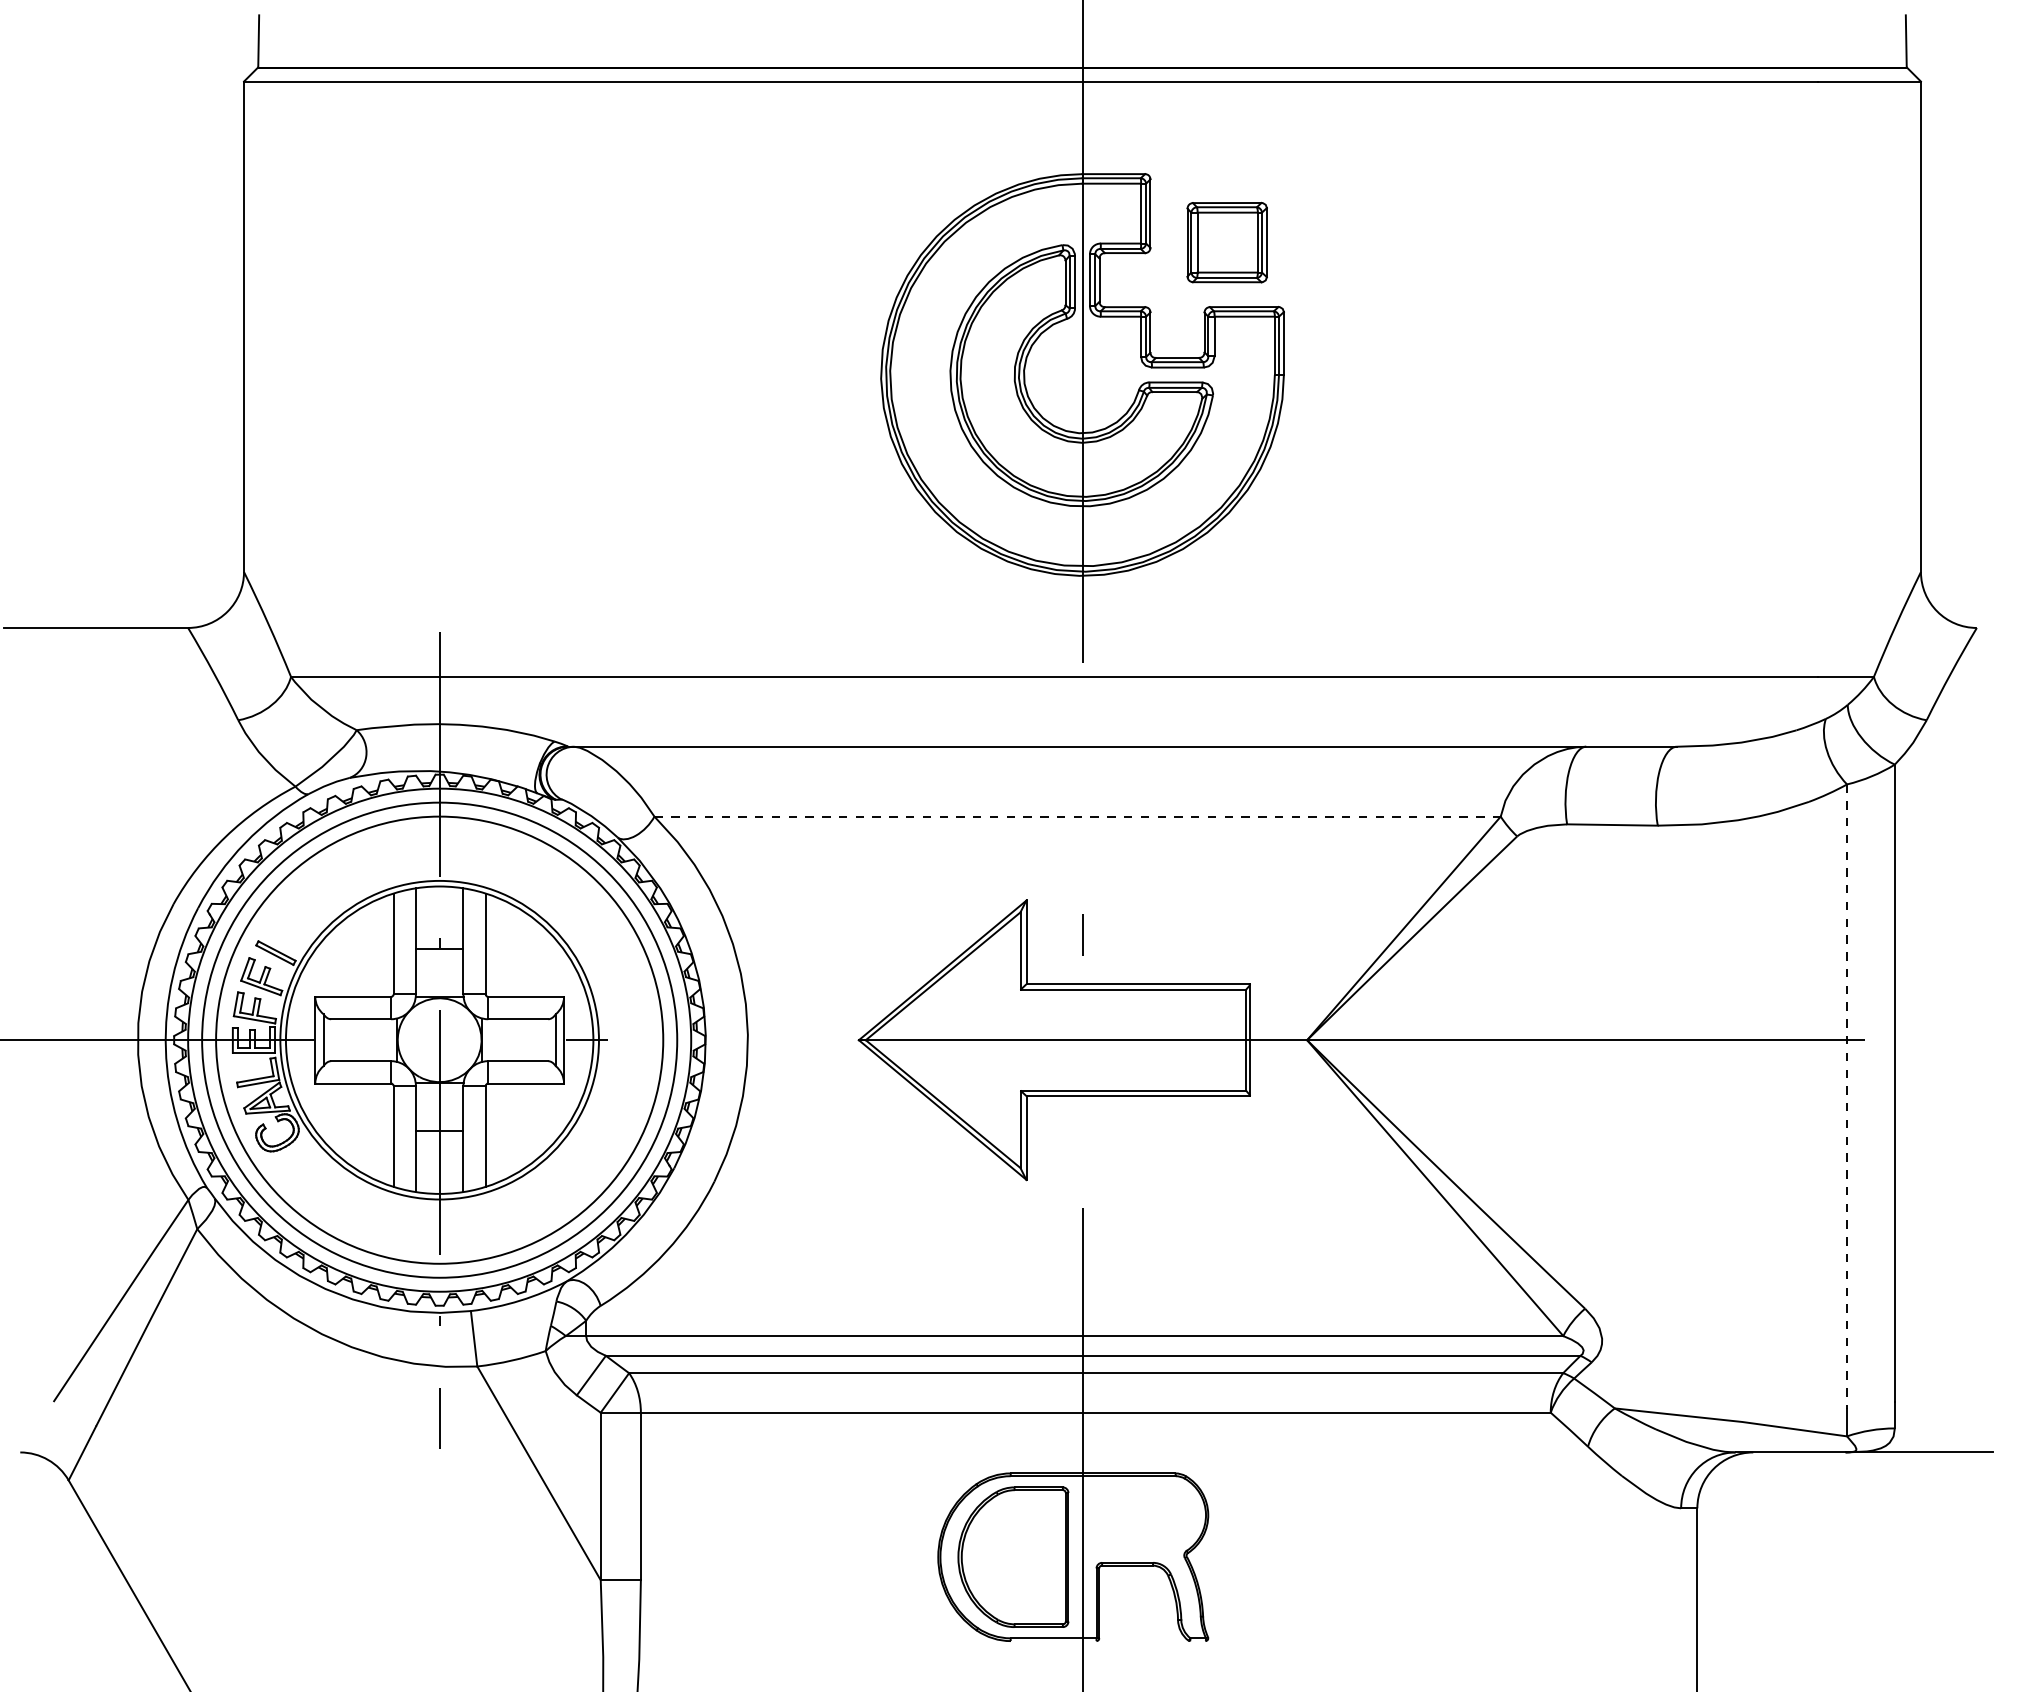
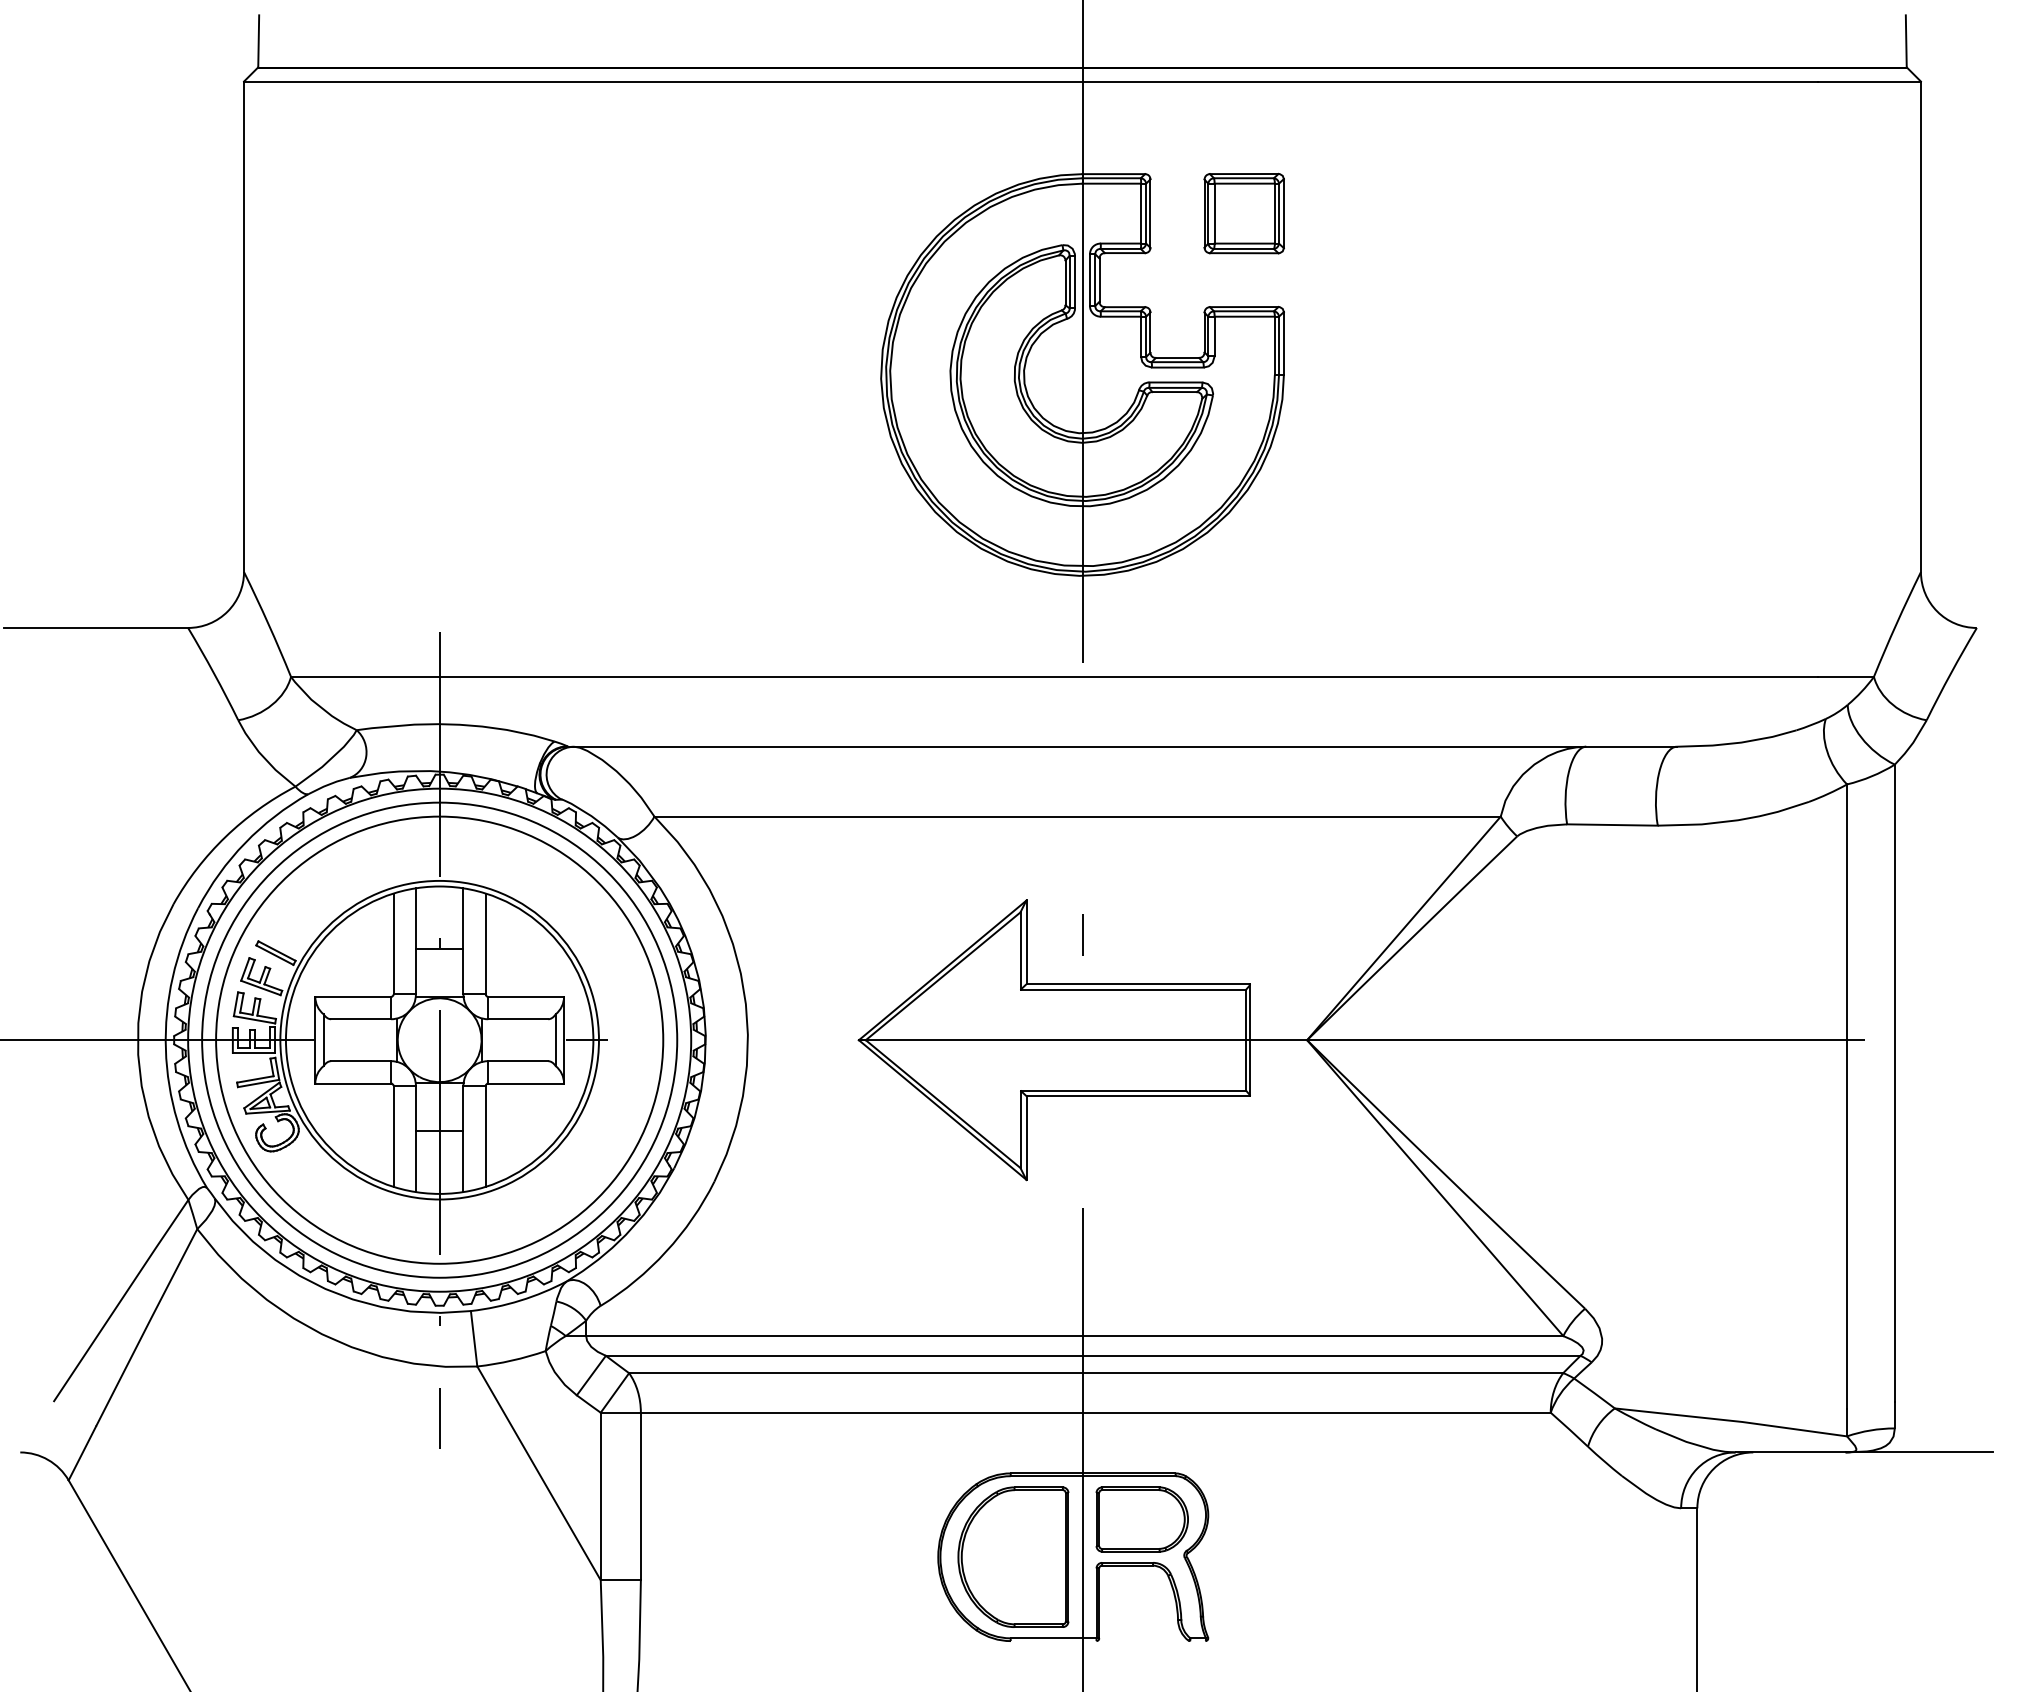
part position: (1226, 242) -> (1243, 213) (1243, 213)
line: dashed -> solid (1078, 816)
line: dashed -> solid (1847, 1097)
part: none -> present (1141, 1519)
